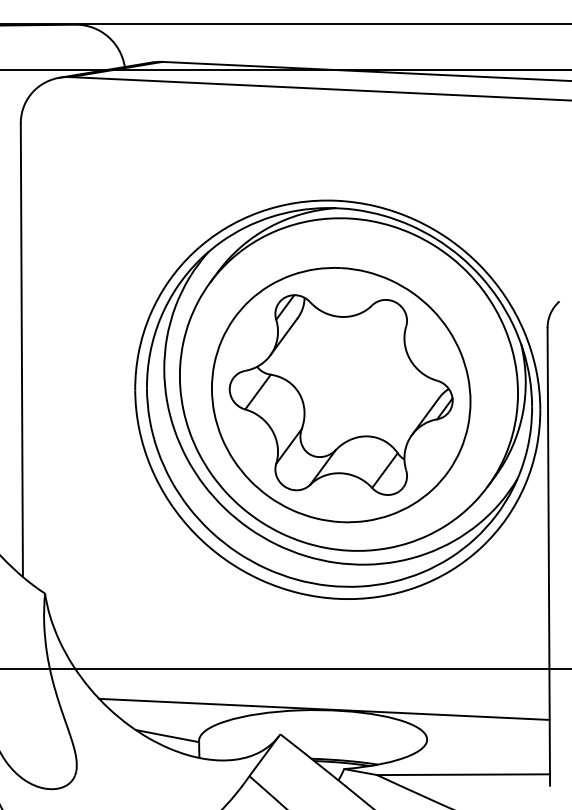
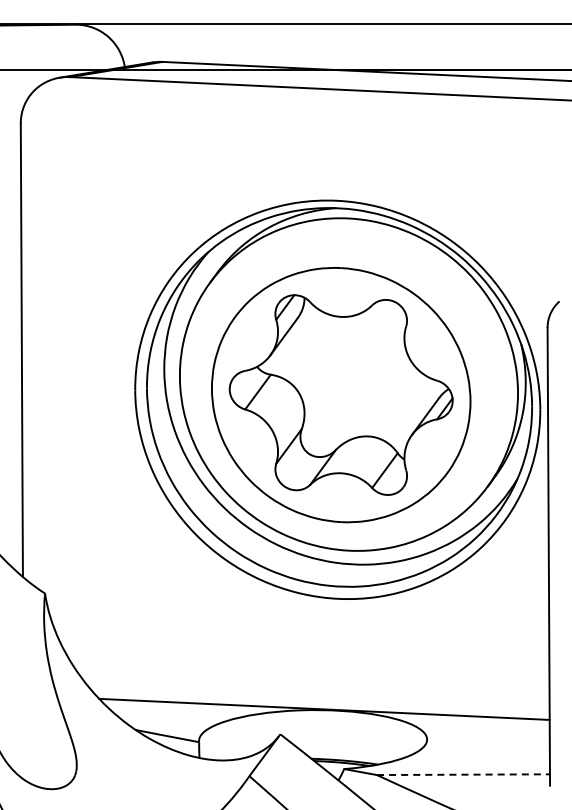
line: present -> none (285, 668)
line: solid -> dashed (464, 774)
